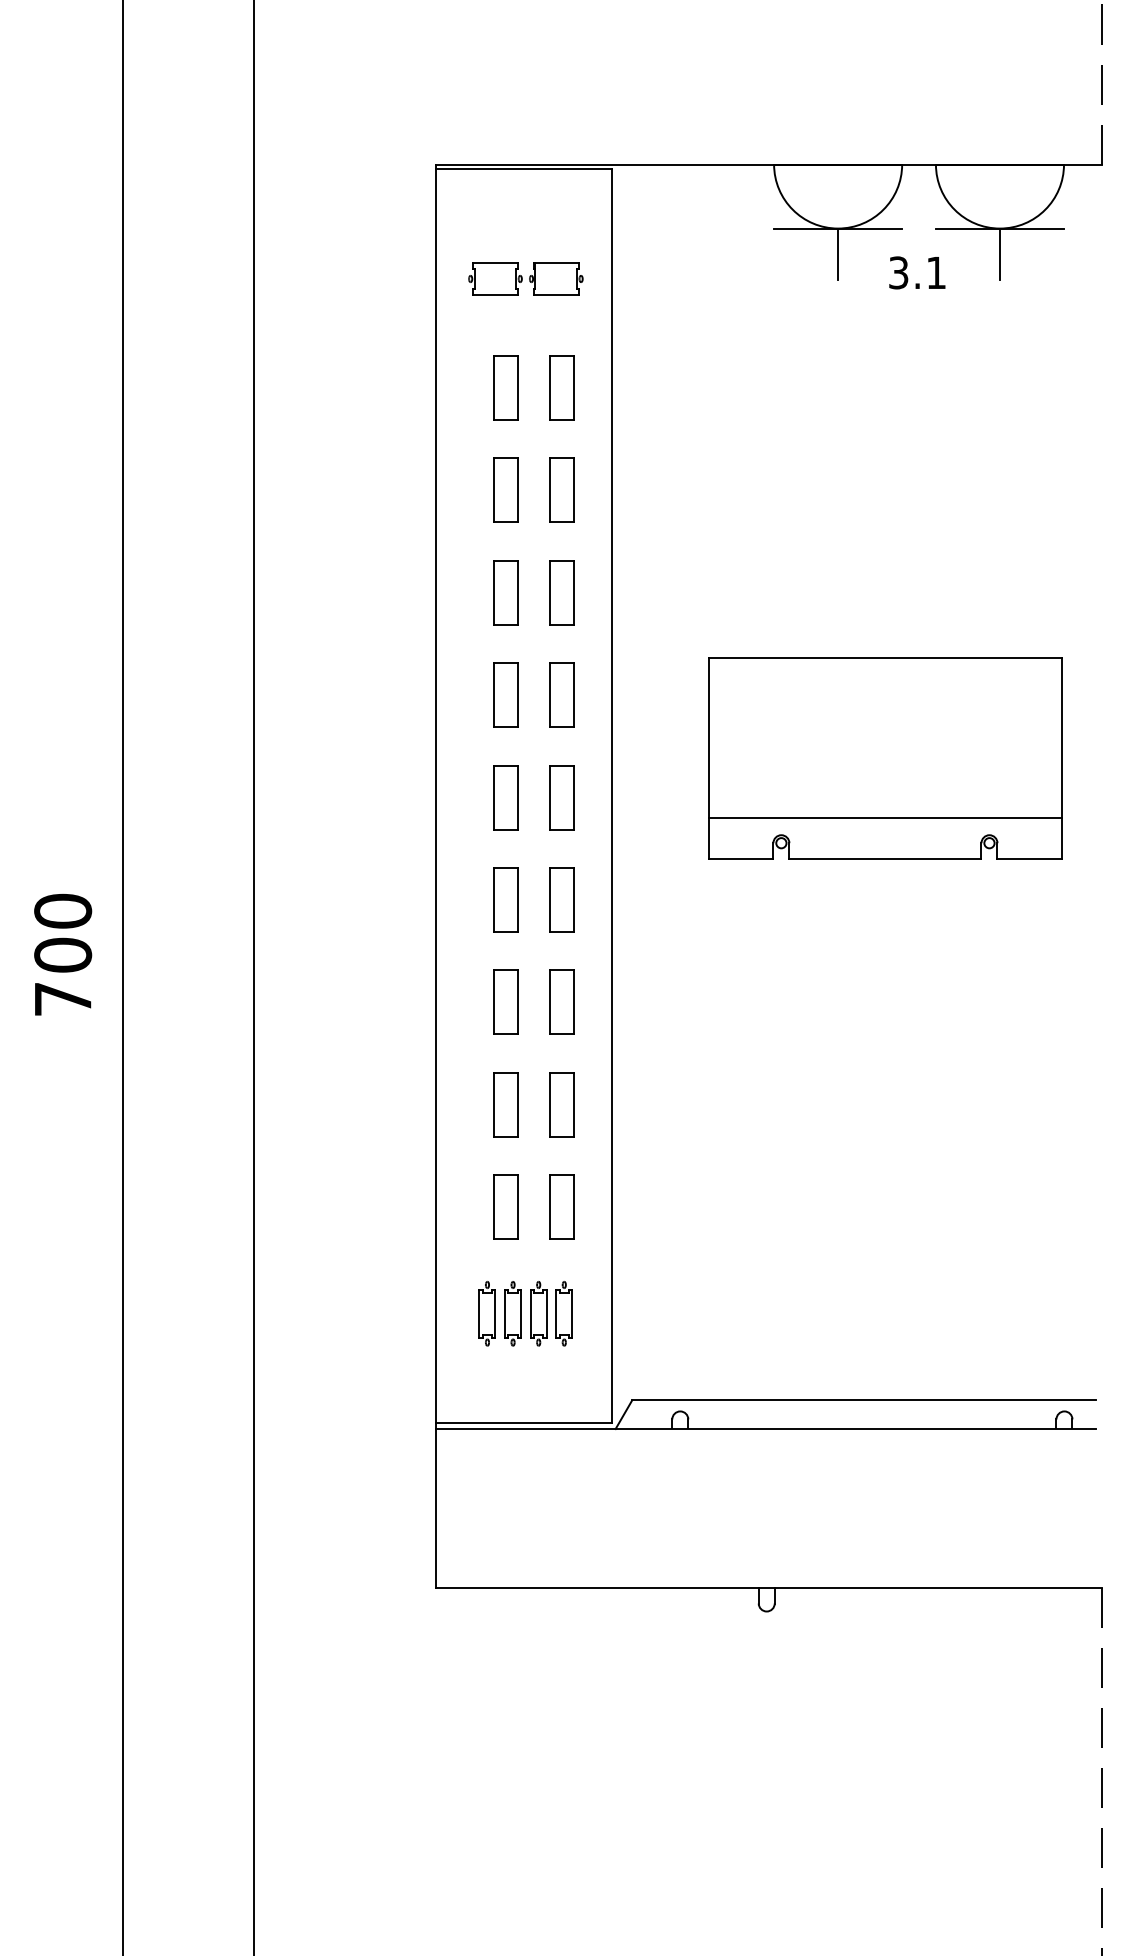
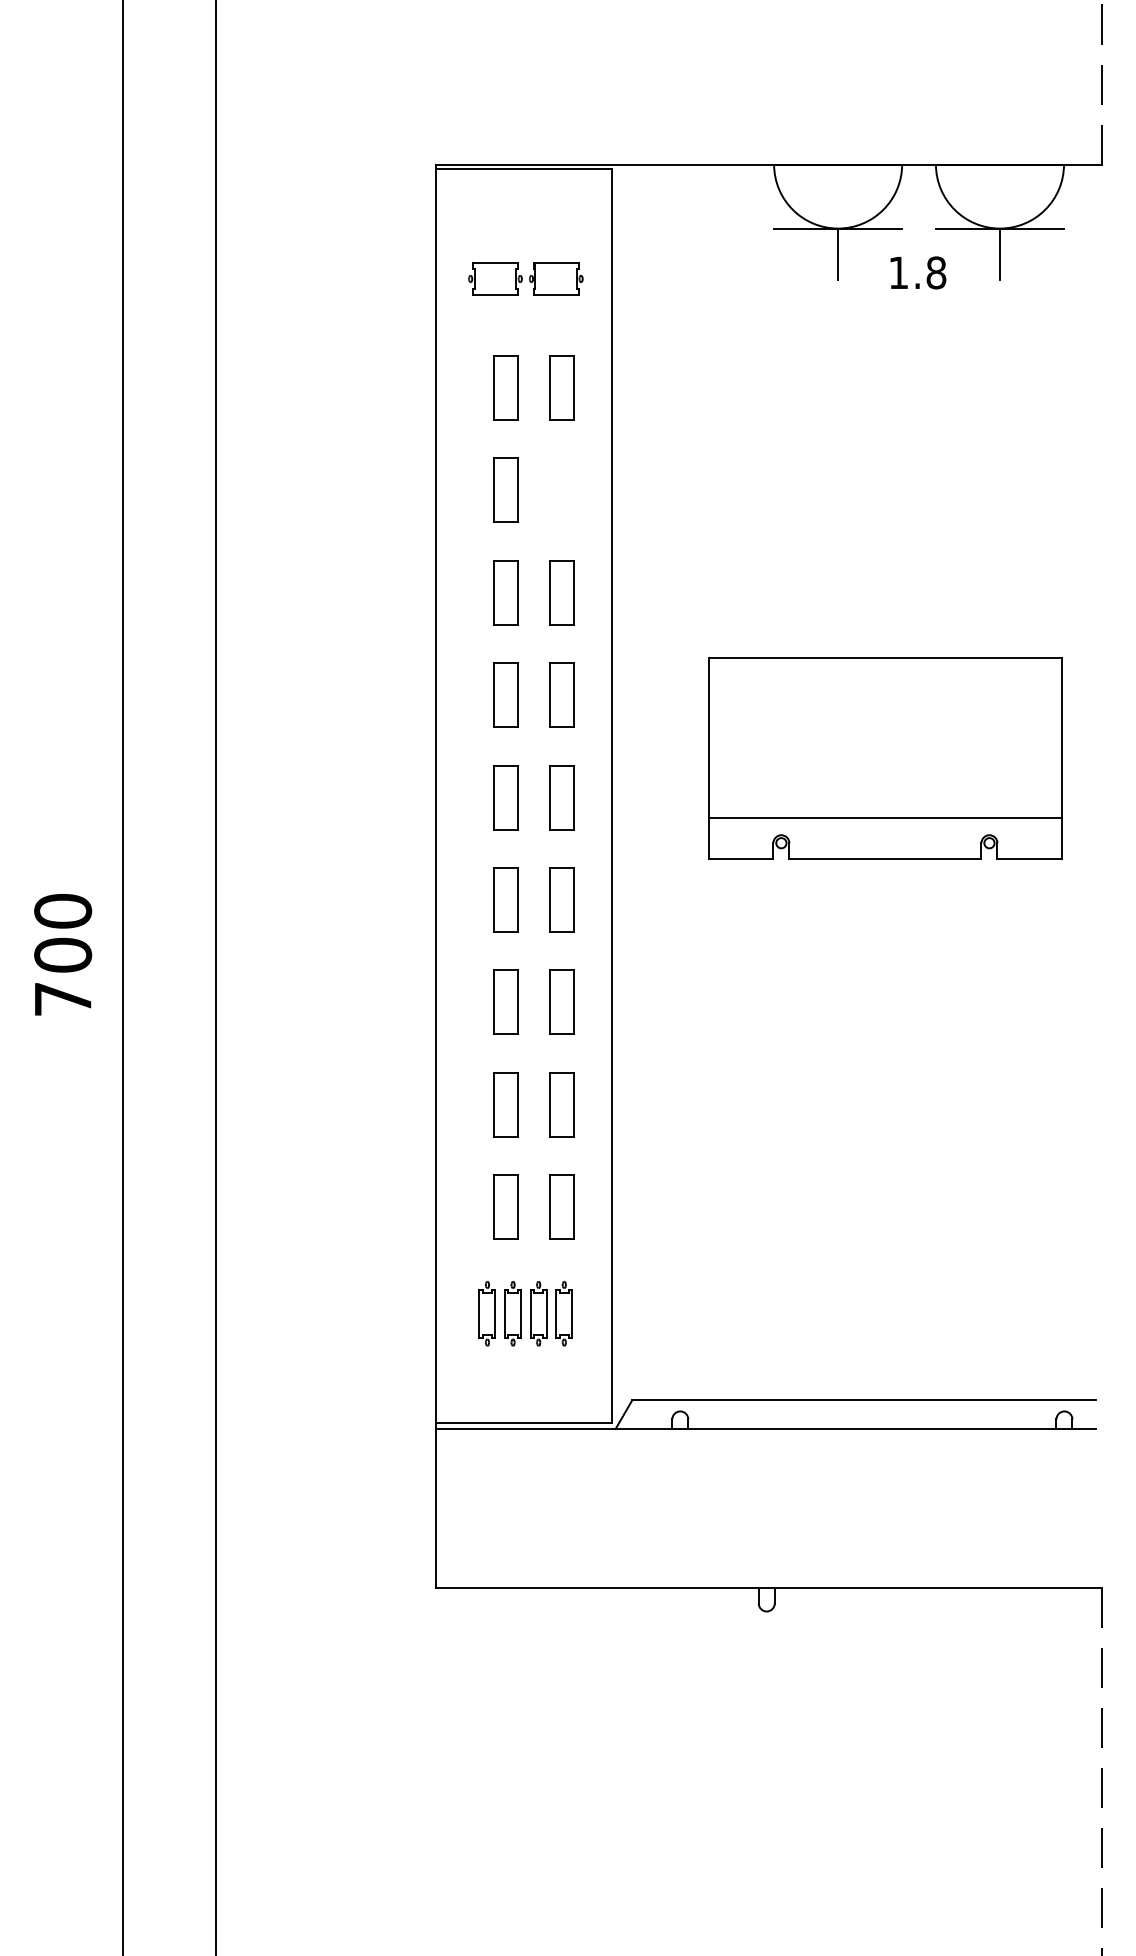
text: 3.1 -> 1.8 (917, 272)
part: present -> none (561, 489)
line position: (253, 977) -> (215, 977) (215, 977)
